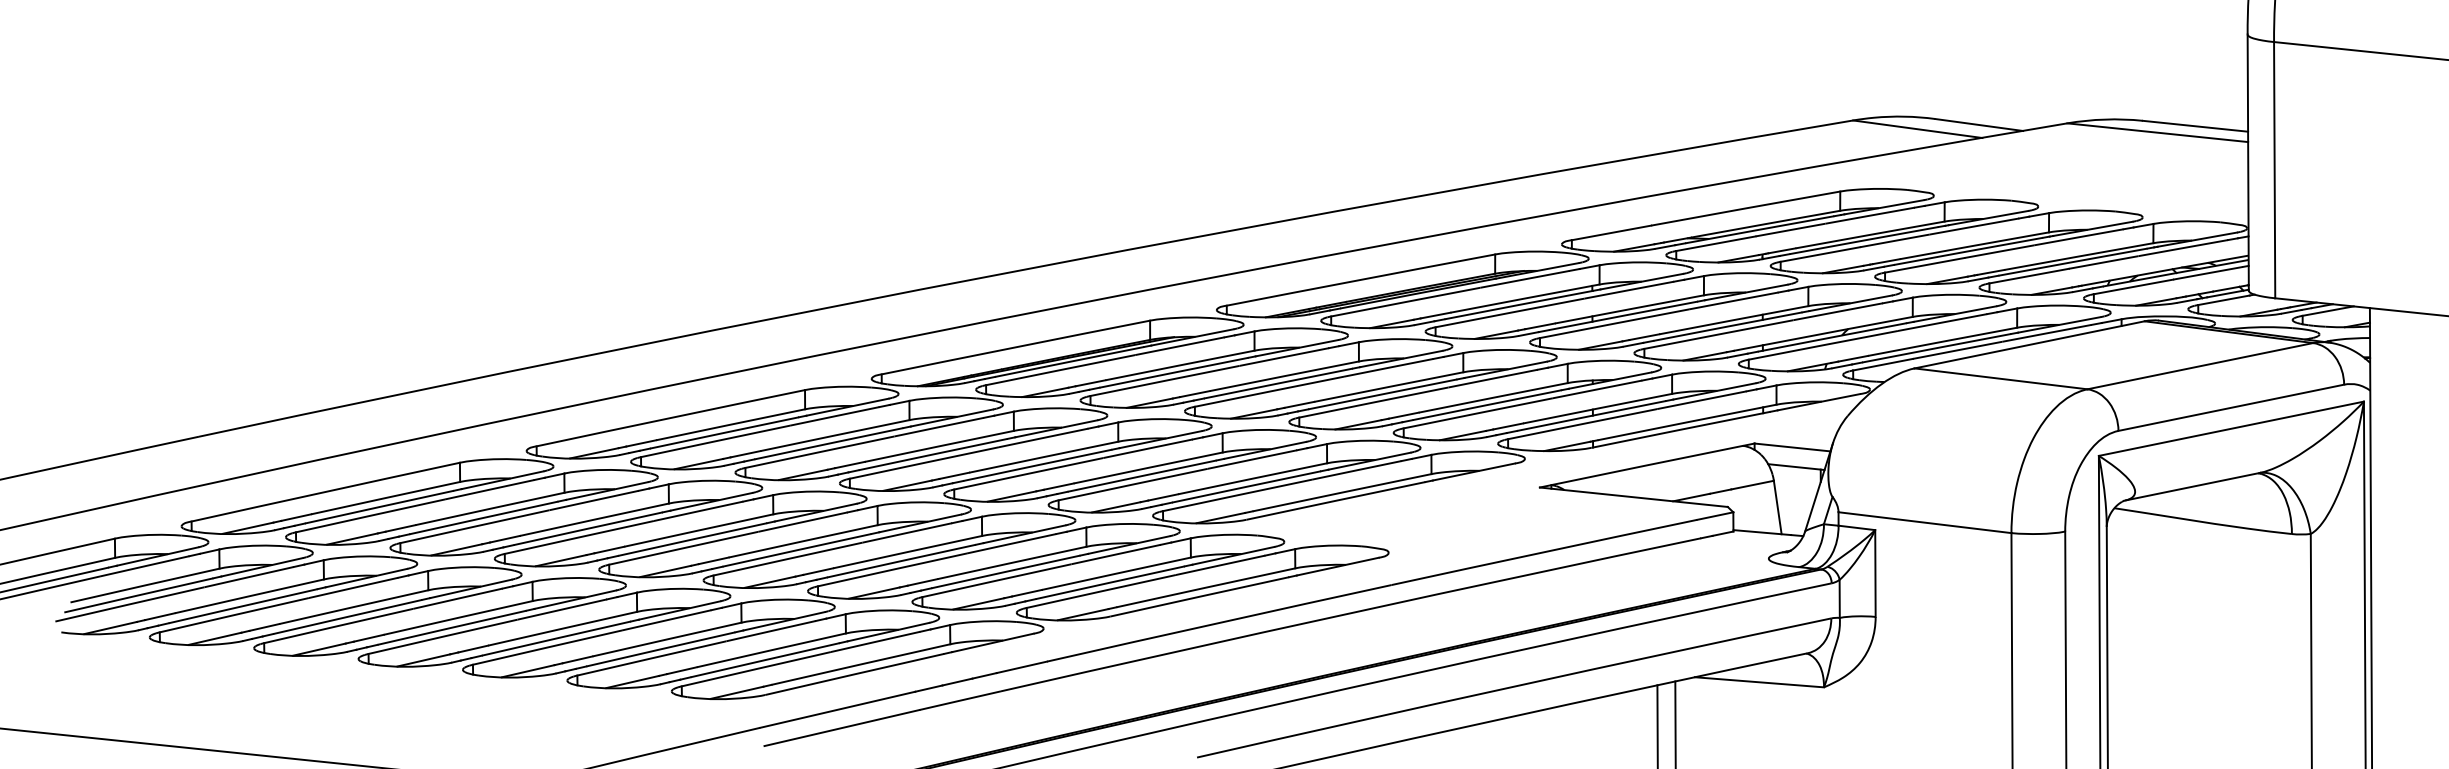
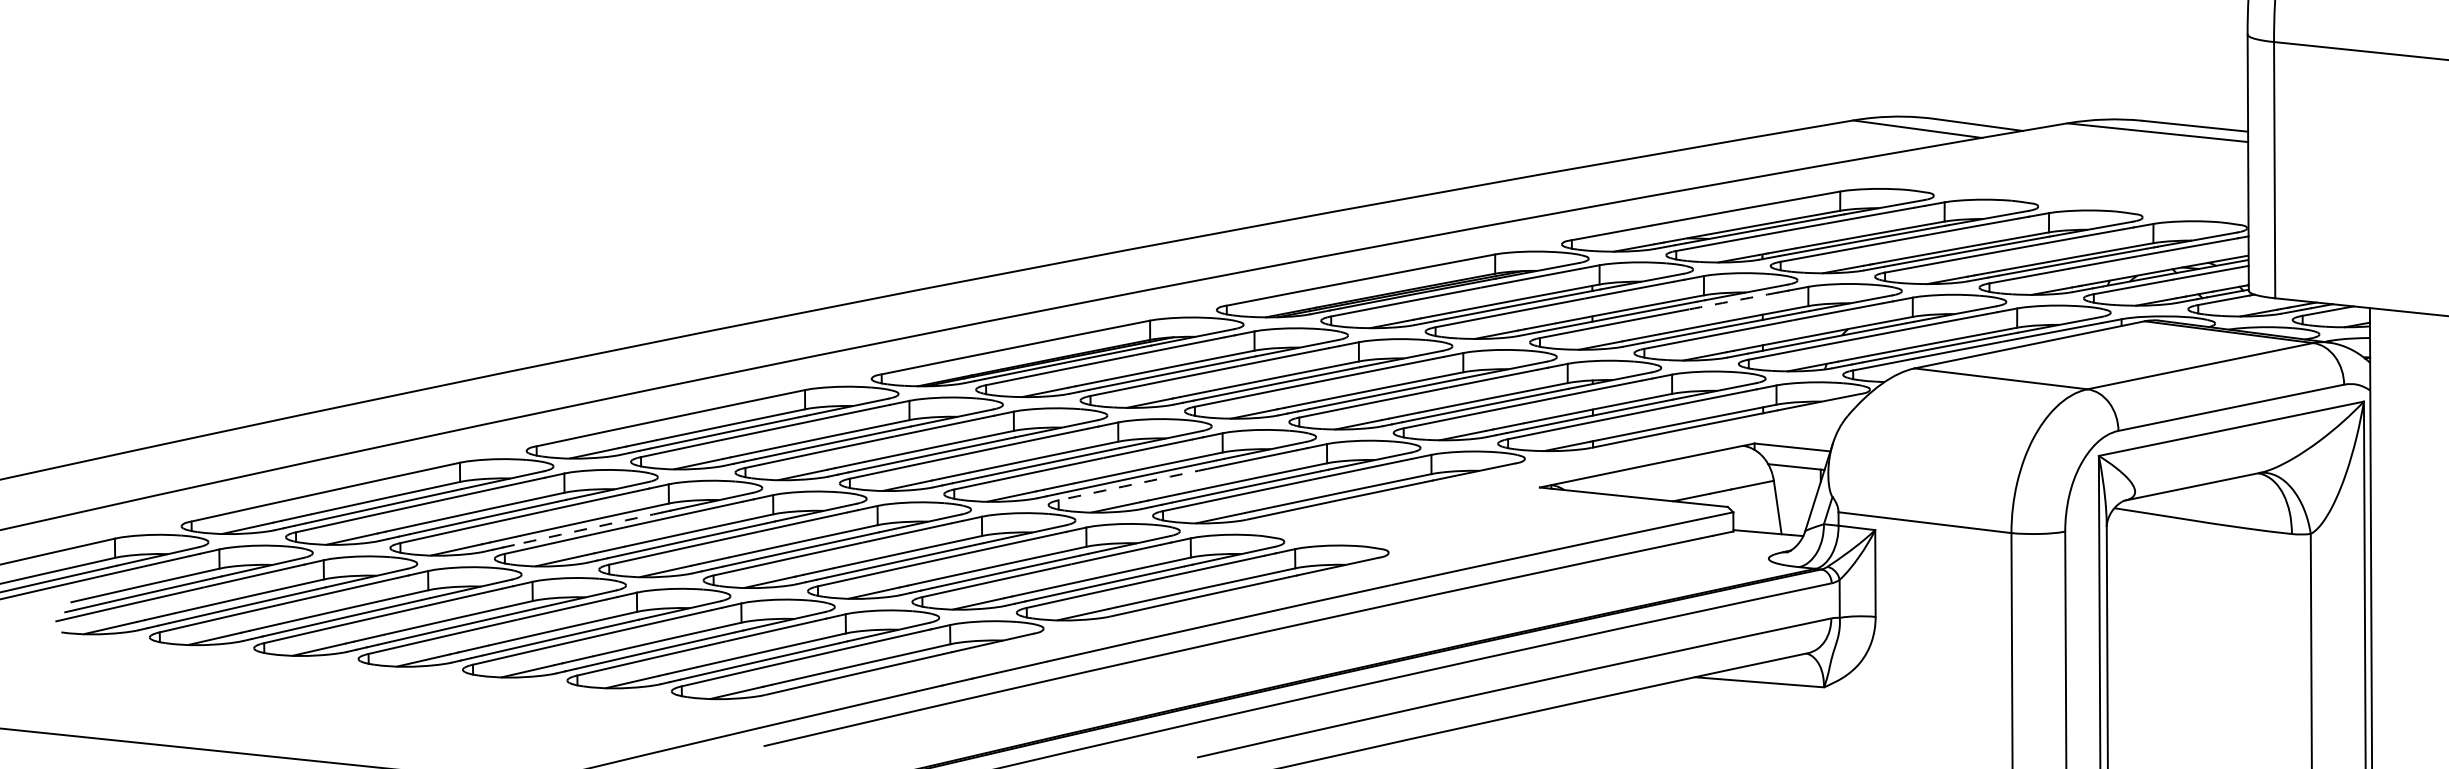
arc: solid -> dashed (1733, 300)
arc: solid -> dashed (1133, 484)
arc: solid -> dashed (588, 528)
line: present -> none (1675, 723)
line: present -> none (1657, 725)
